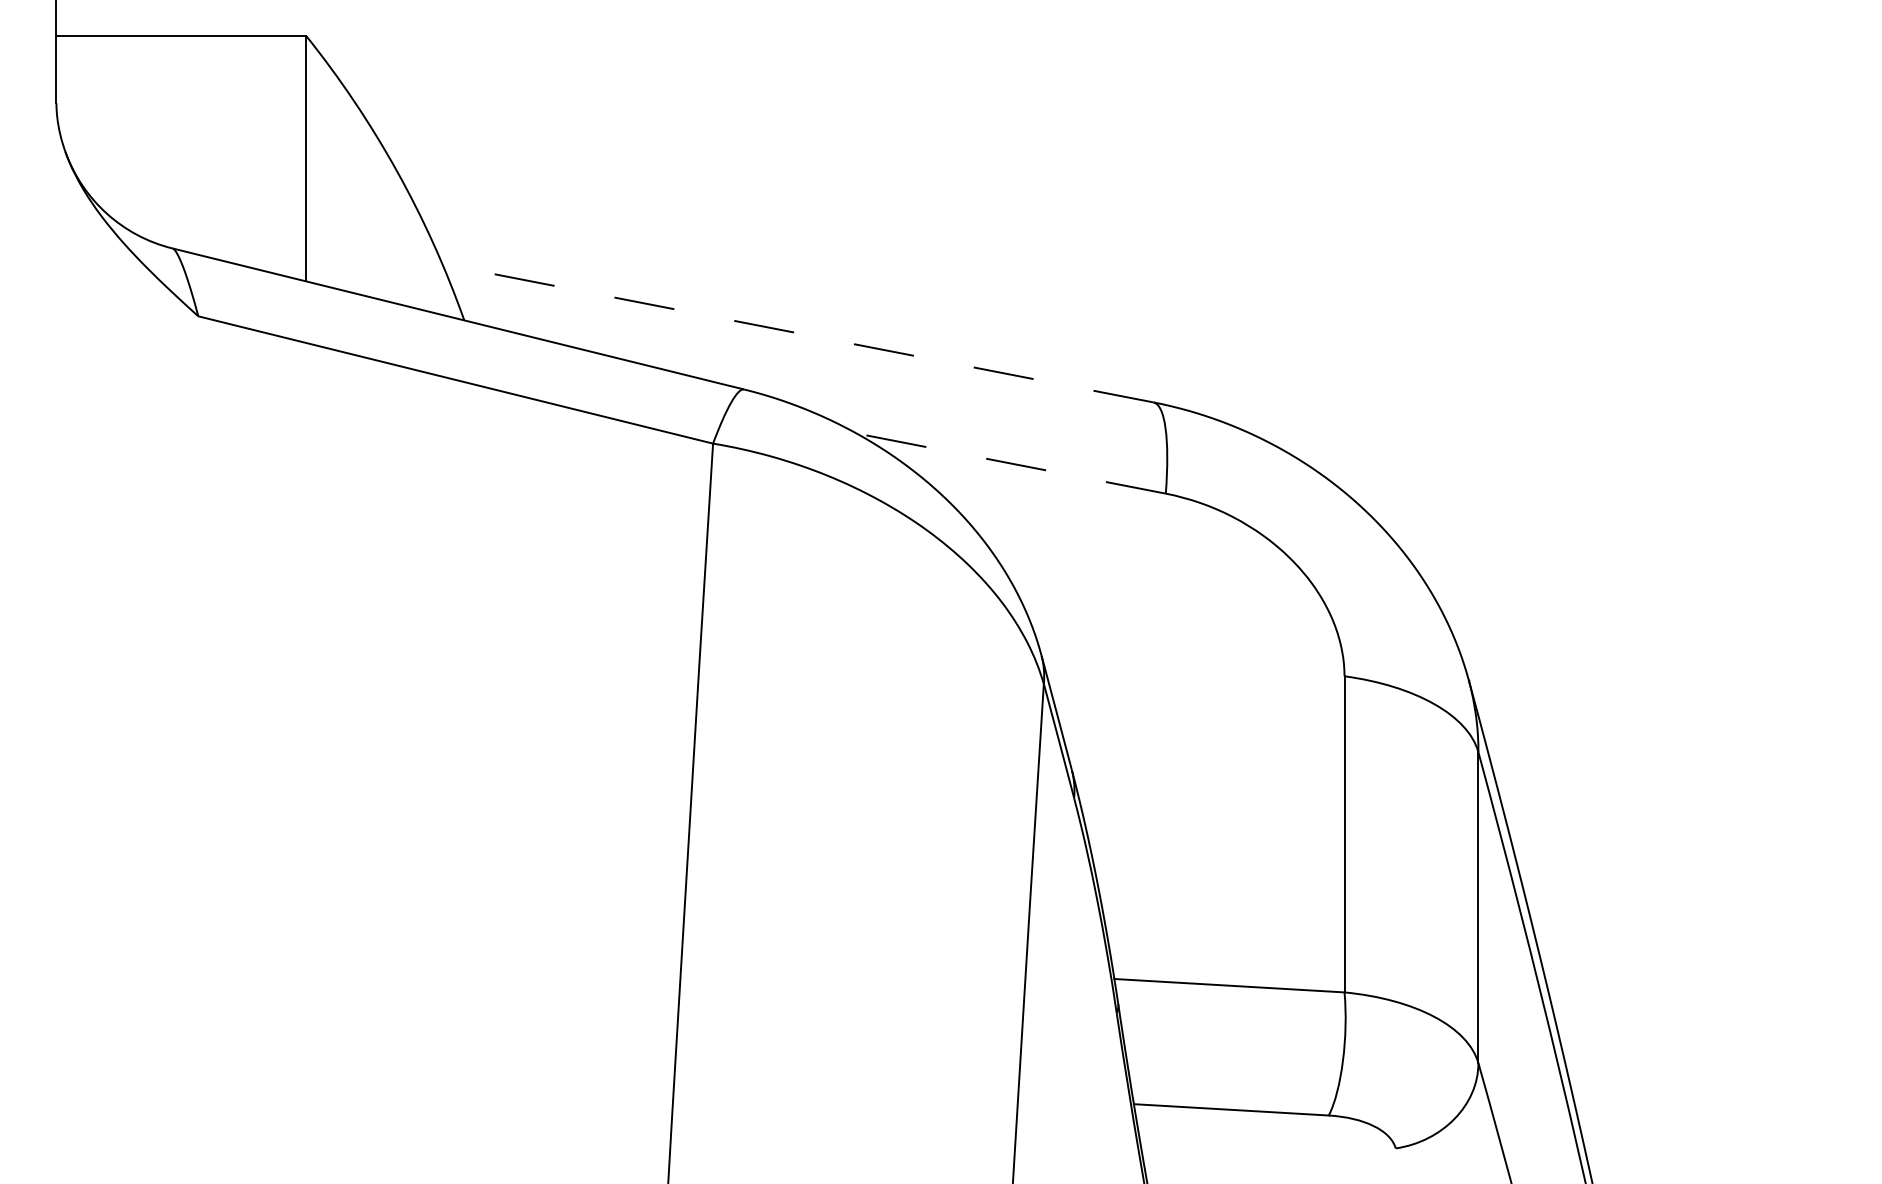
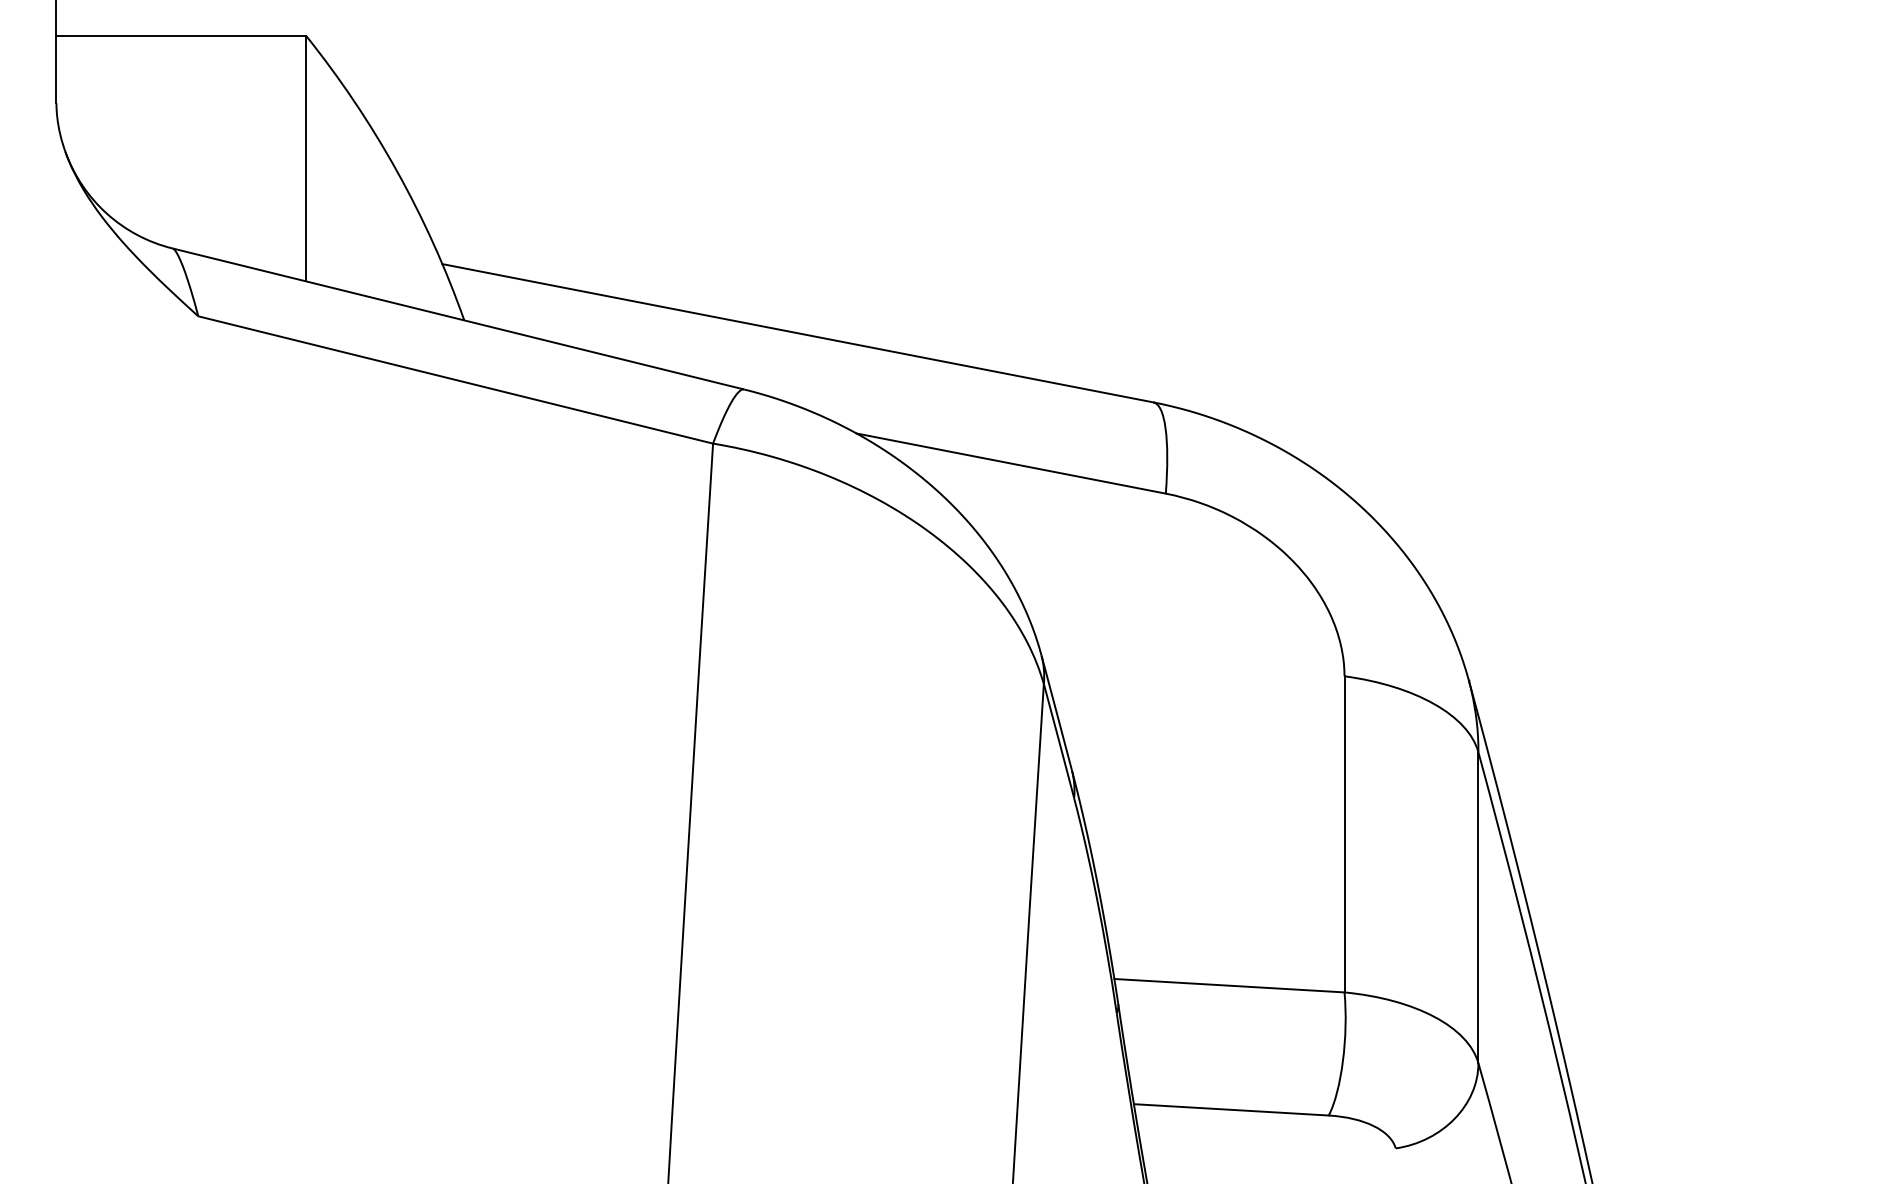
line: dashed -> solid (797, 333)
line: dashed -> solid (1011, 463)
